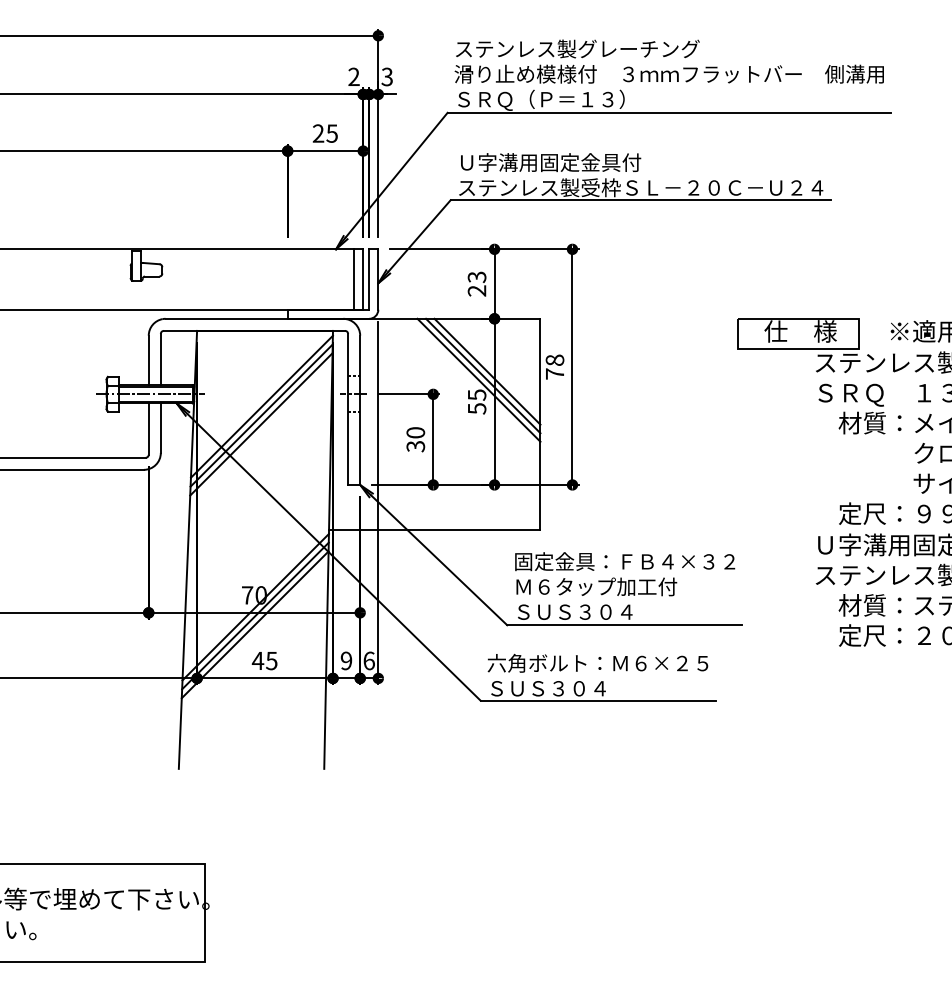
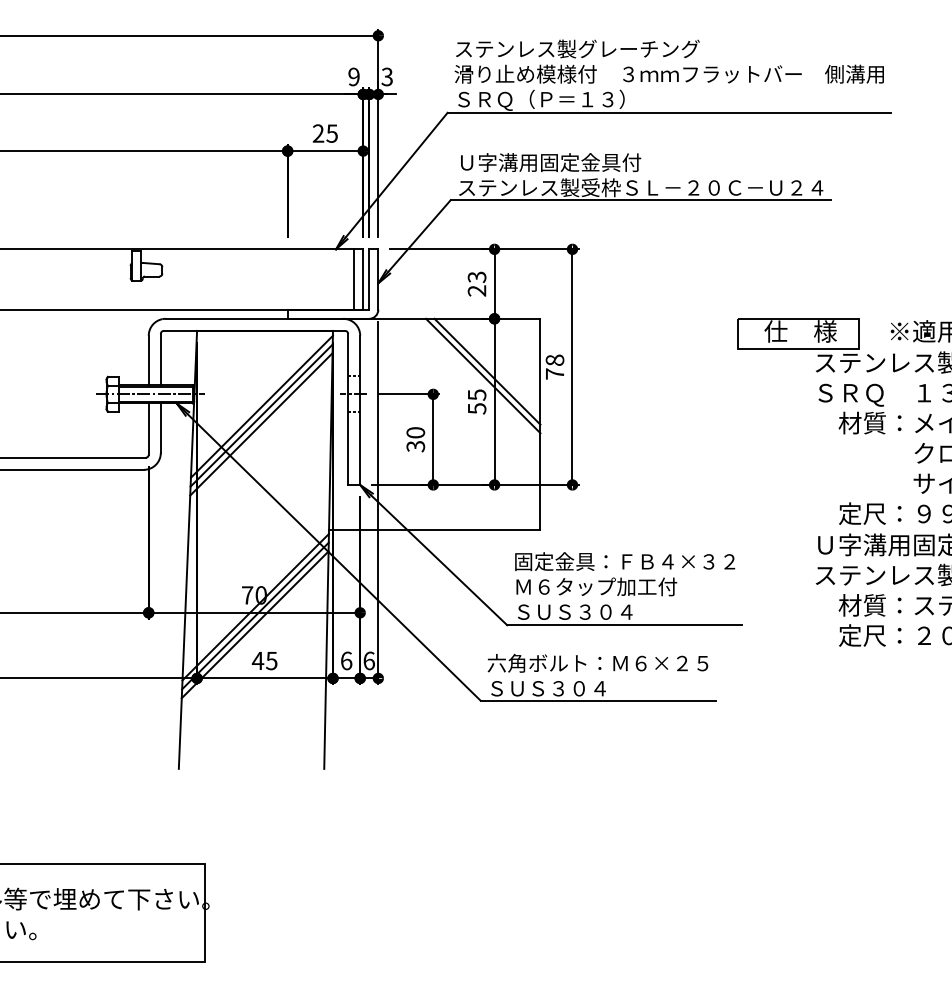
text: 2 -> 9 (353, 77)
line: present -> none (478, 379)
text: 9 -> 6 (346, 660)
